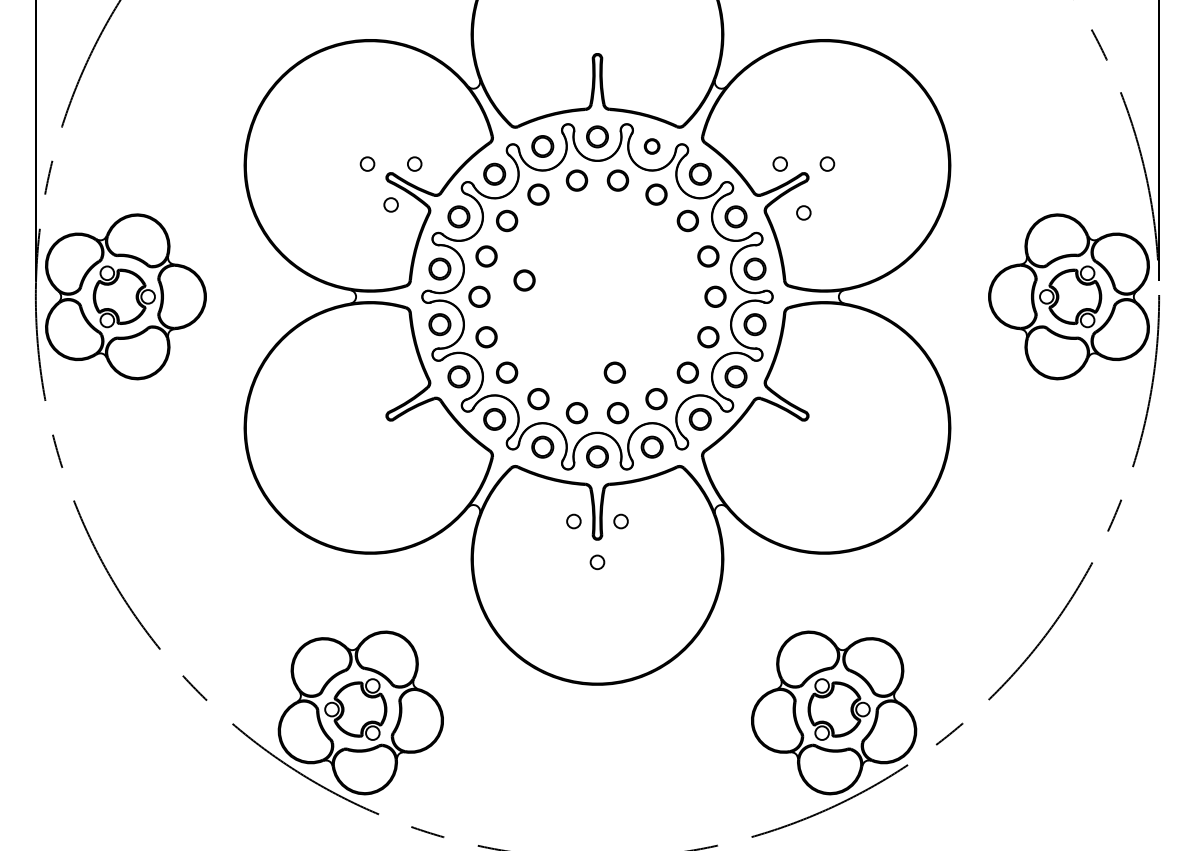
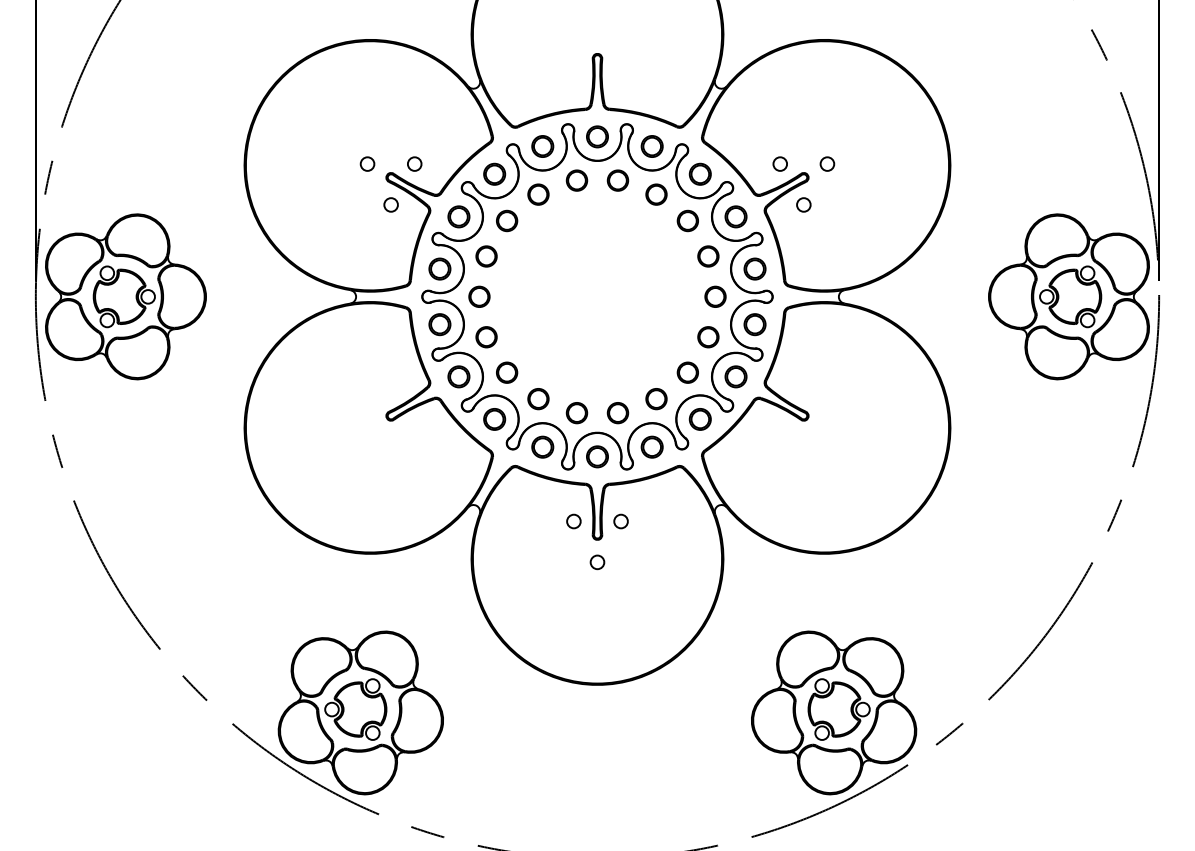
circle size: 18x17 px -> 24x23 px (651, 146)
circle position: (803, 212) -> (803, 204) (803, 204)
circle: present -> none (524, 280)
part: present -> none (614, 372)
